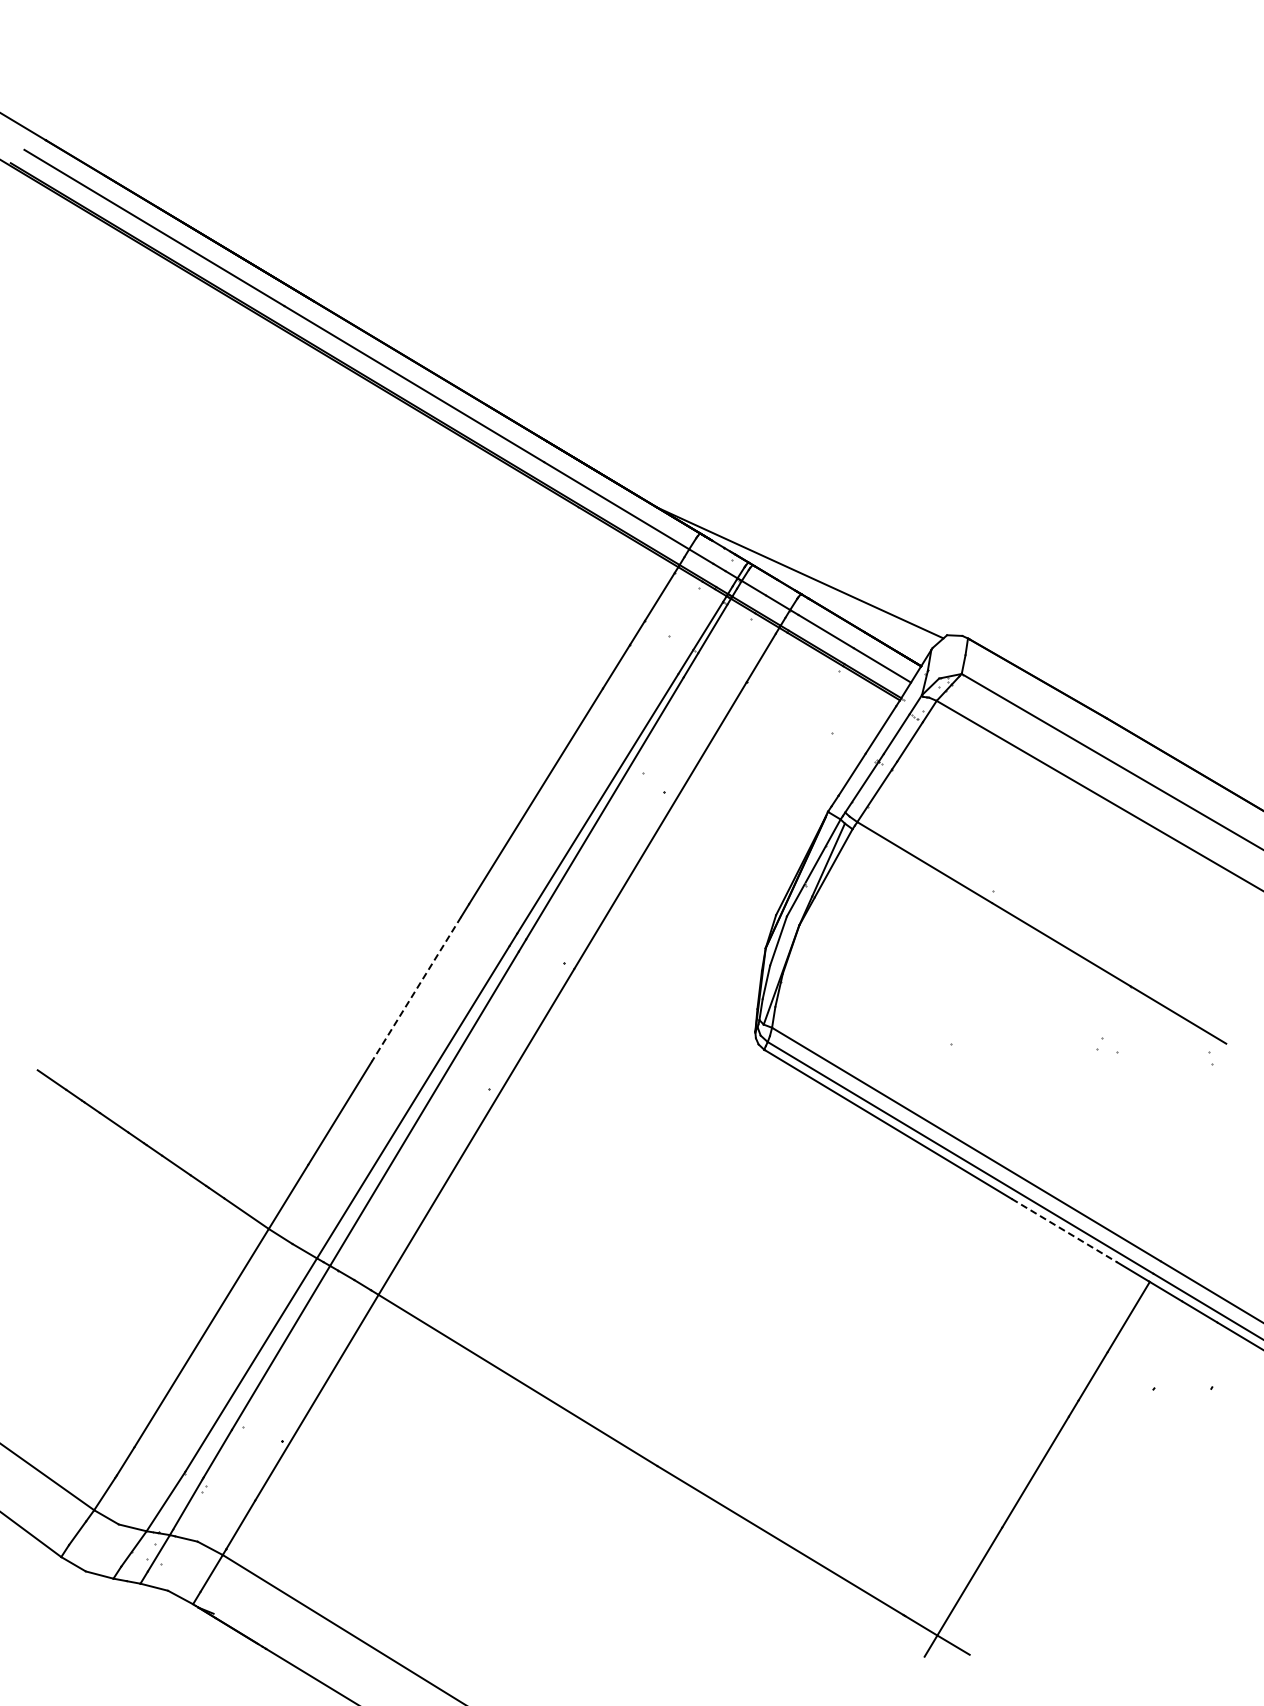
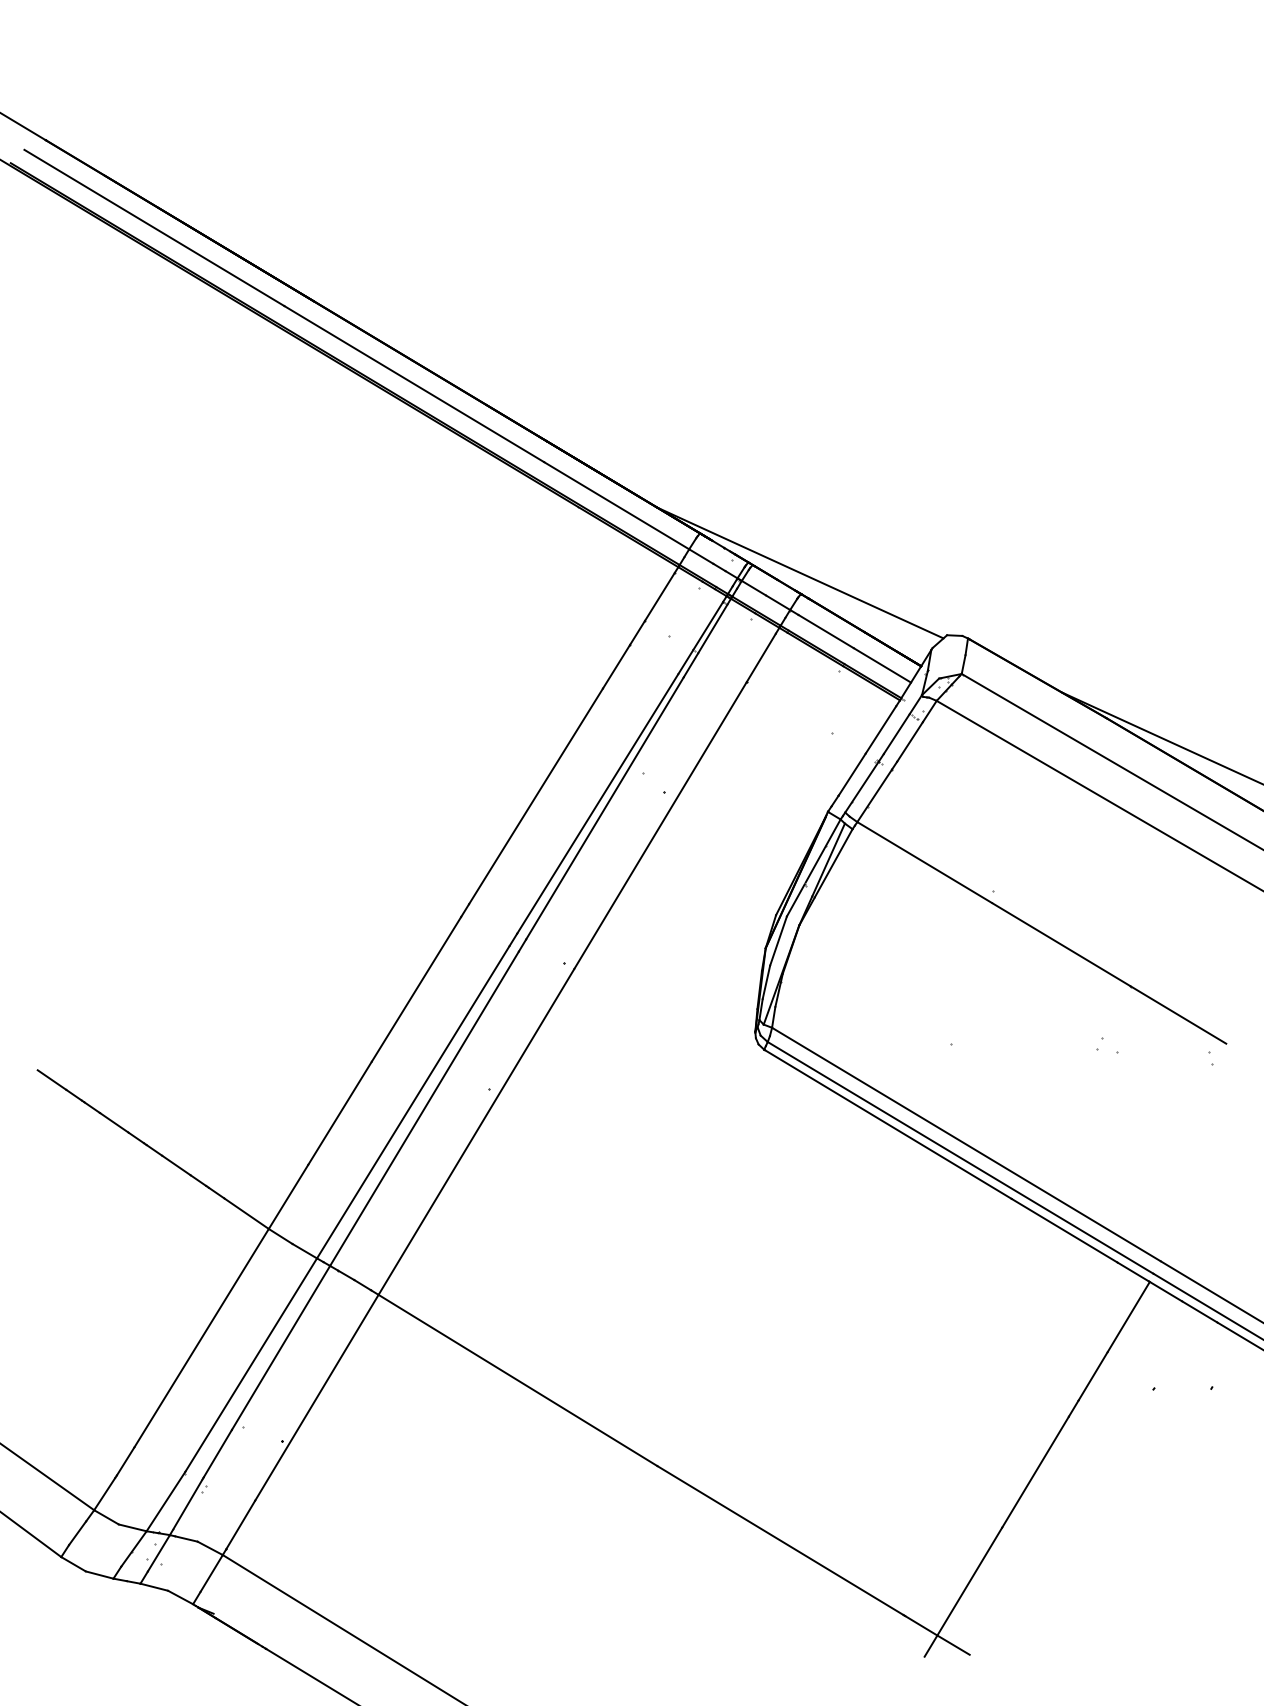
line: none -> present (1160, 737)
line: dashed -> solid (416, 989)
line: dashed -> solid (1064, 1230)
